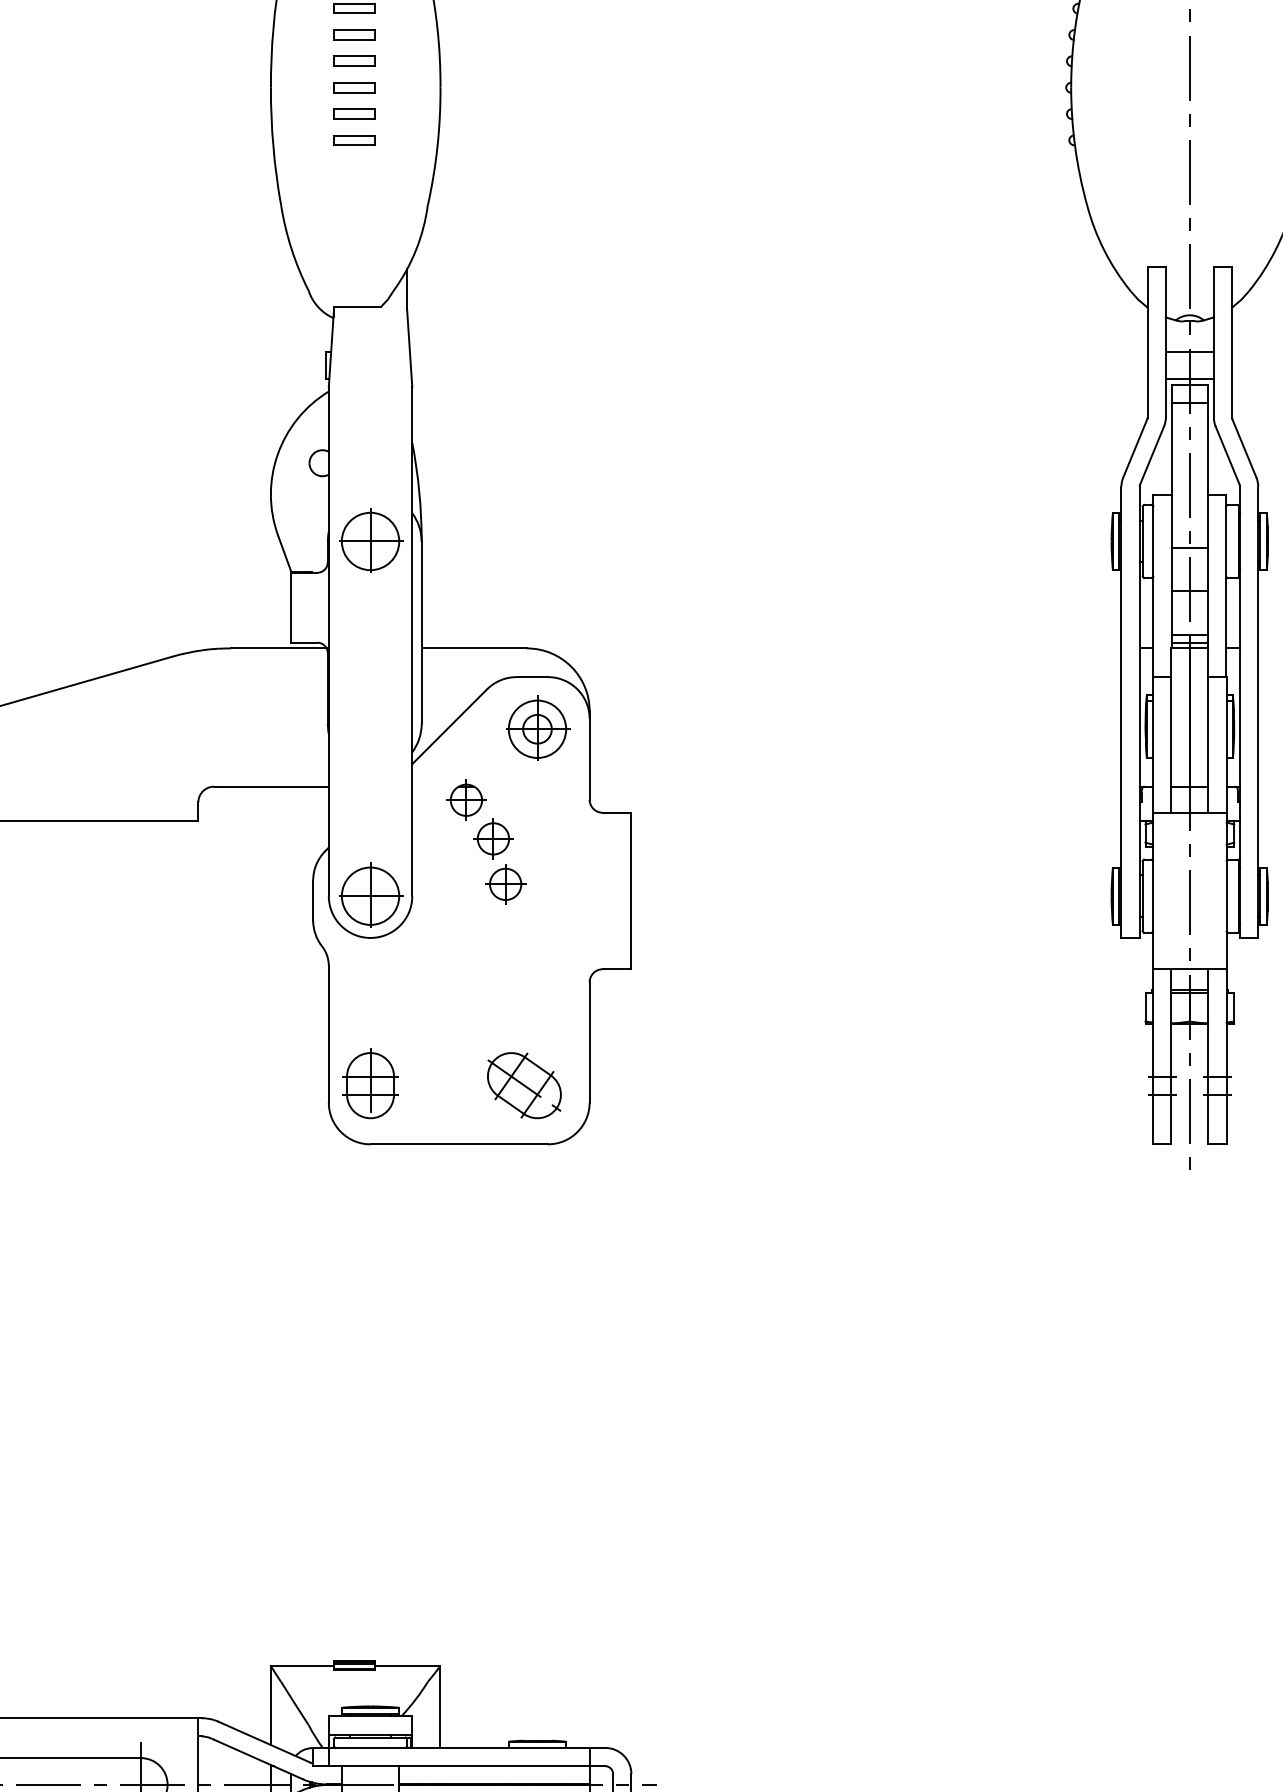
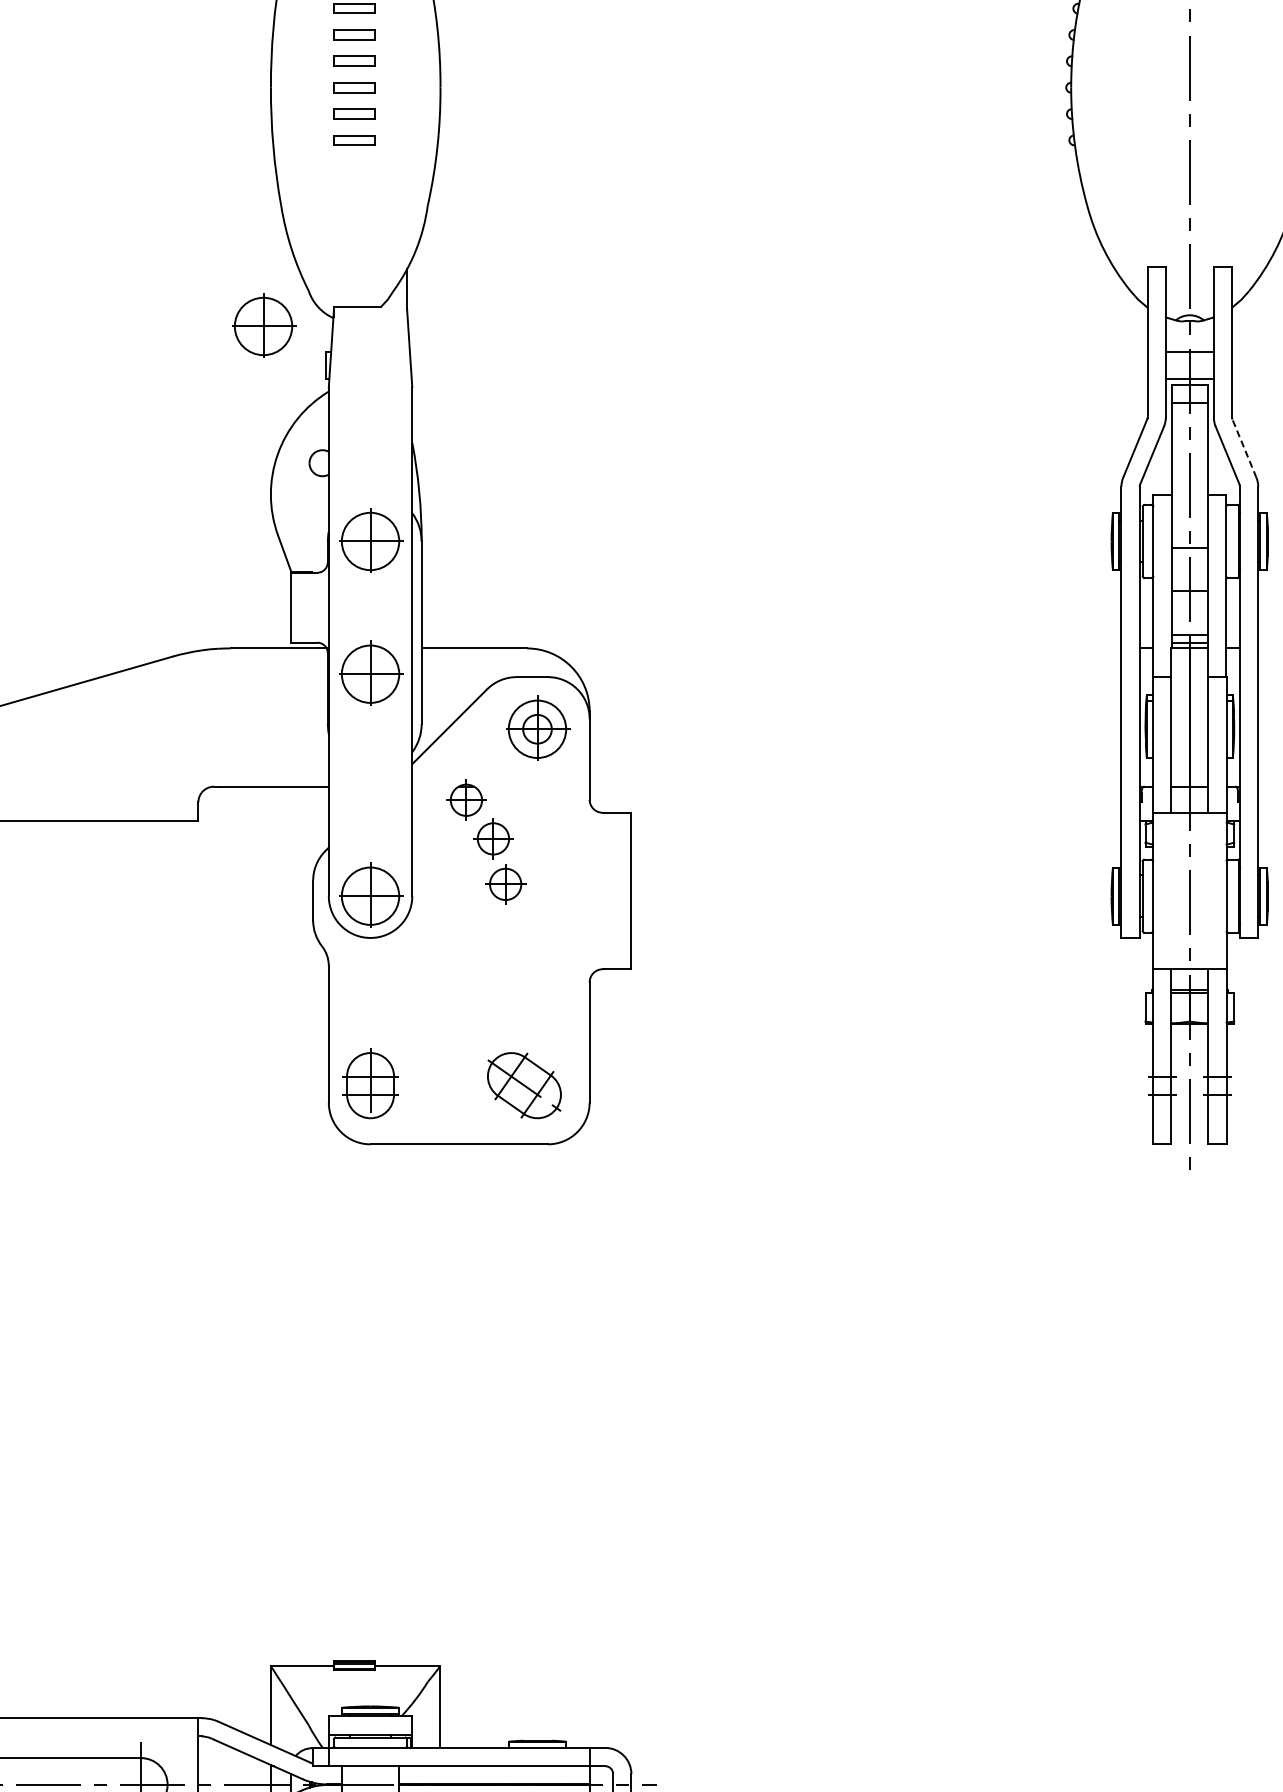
part: none -> present (264, 325)
line: solid -> dashed (1244, 448)
part: none -> present (371, 672)
